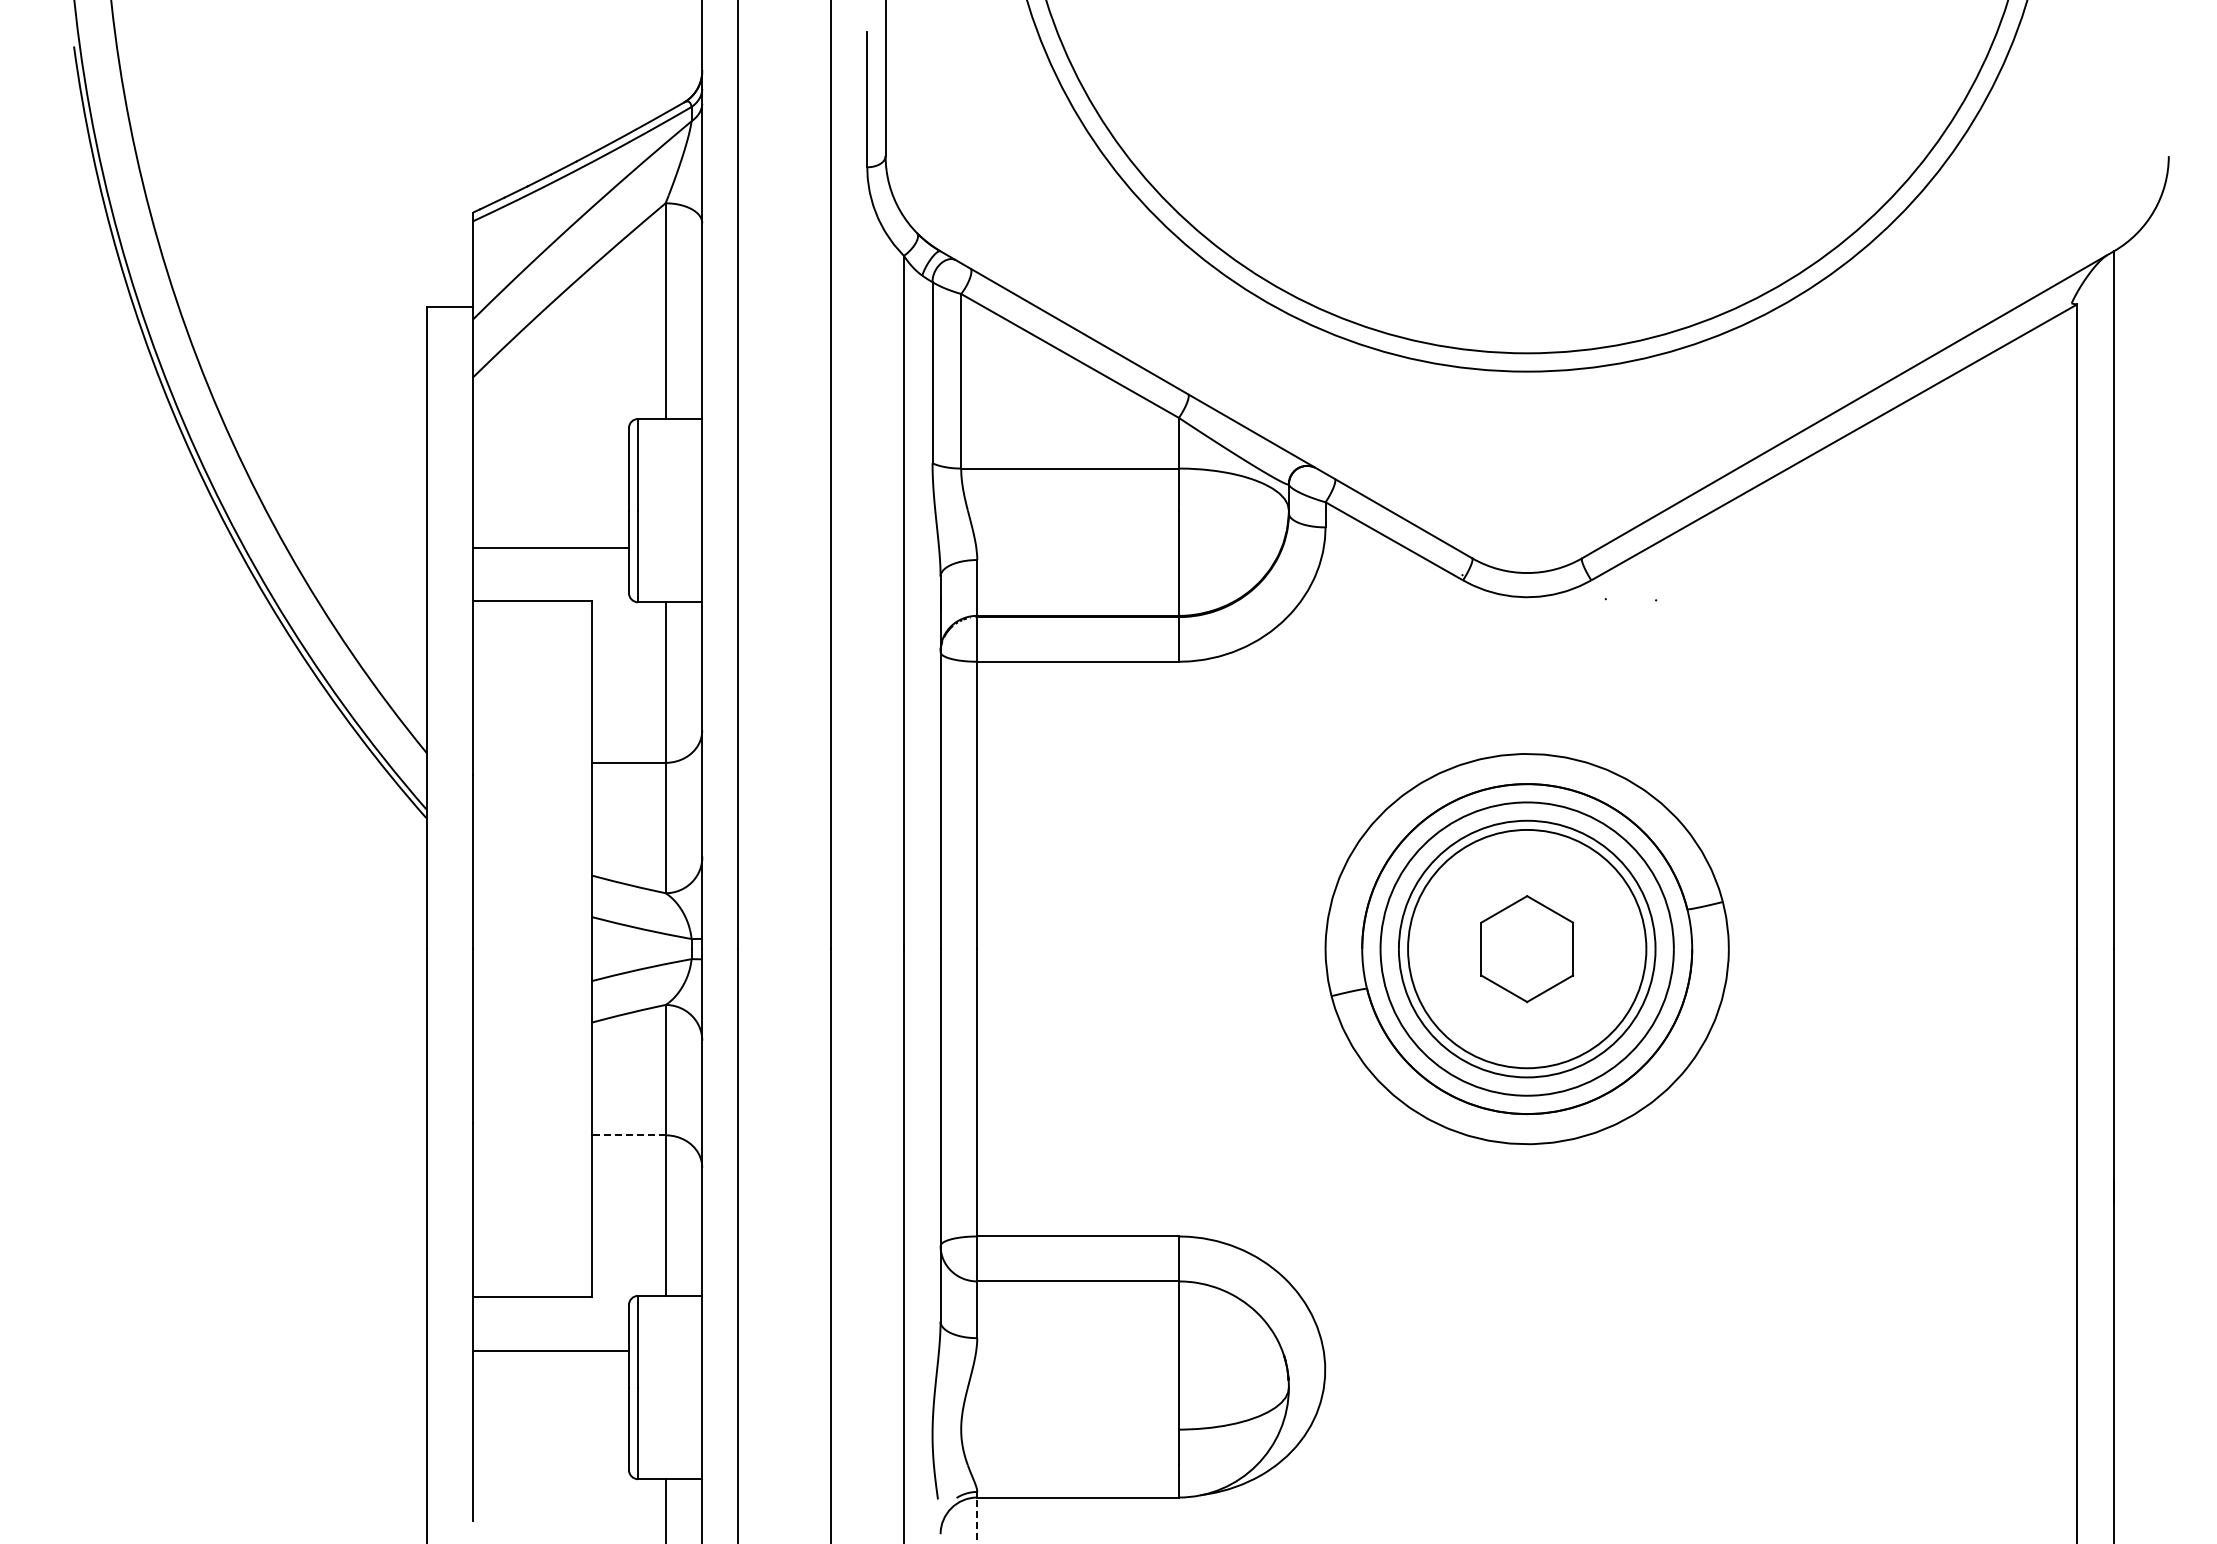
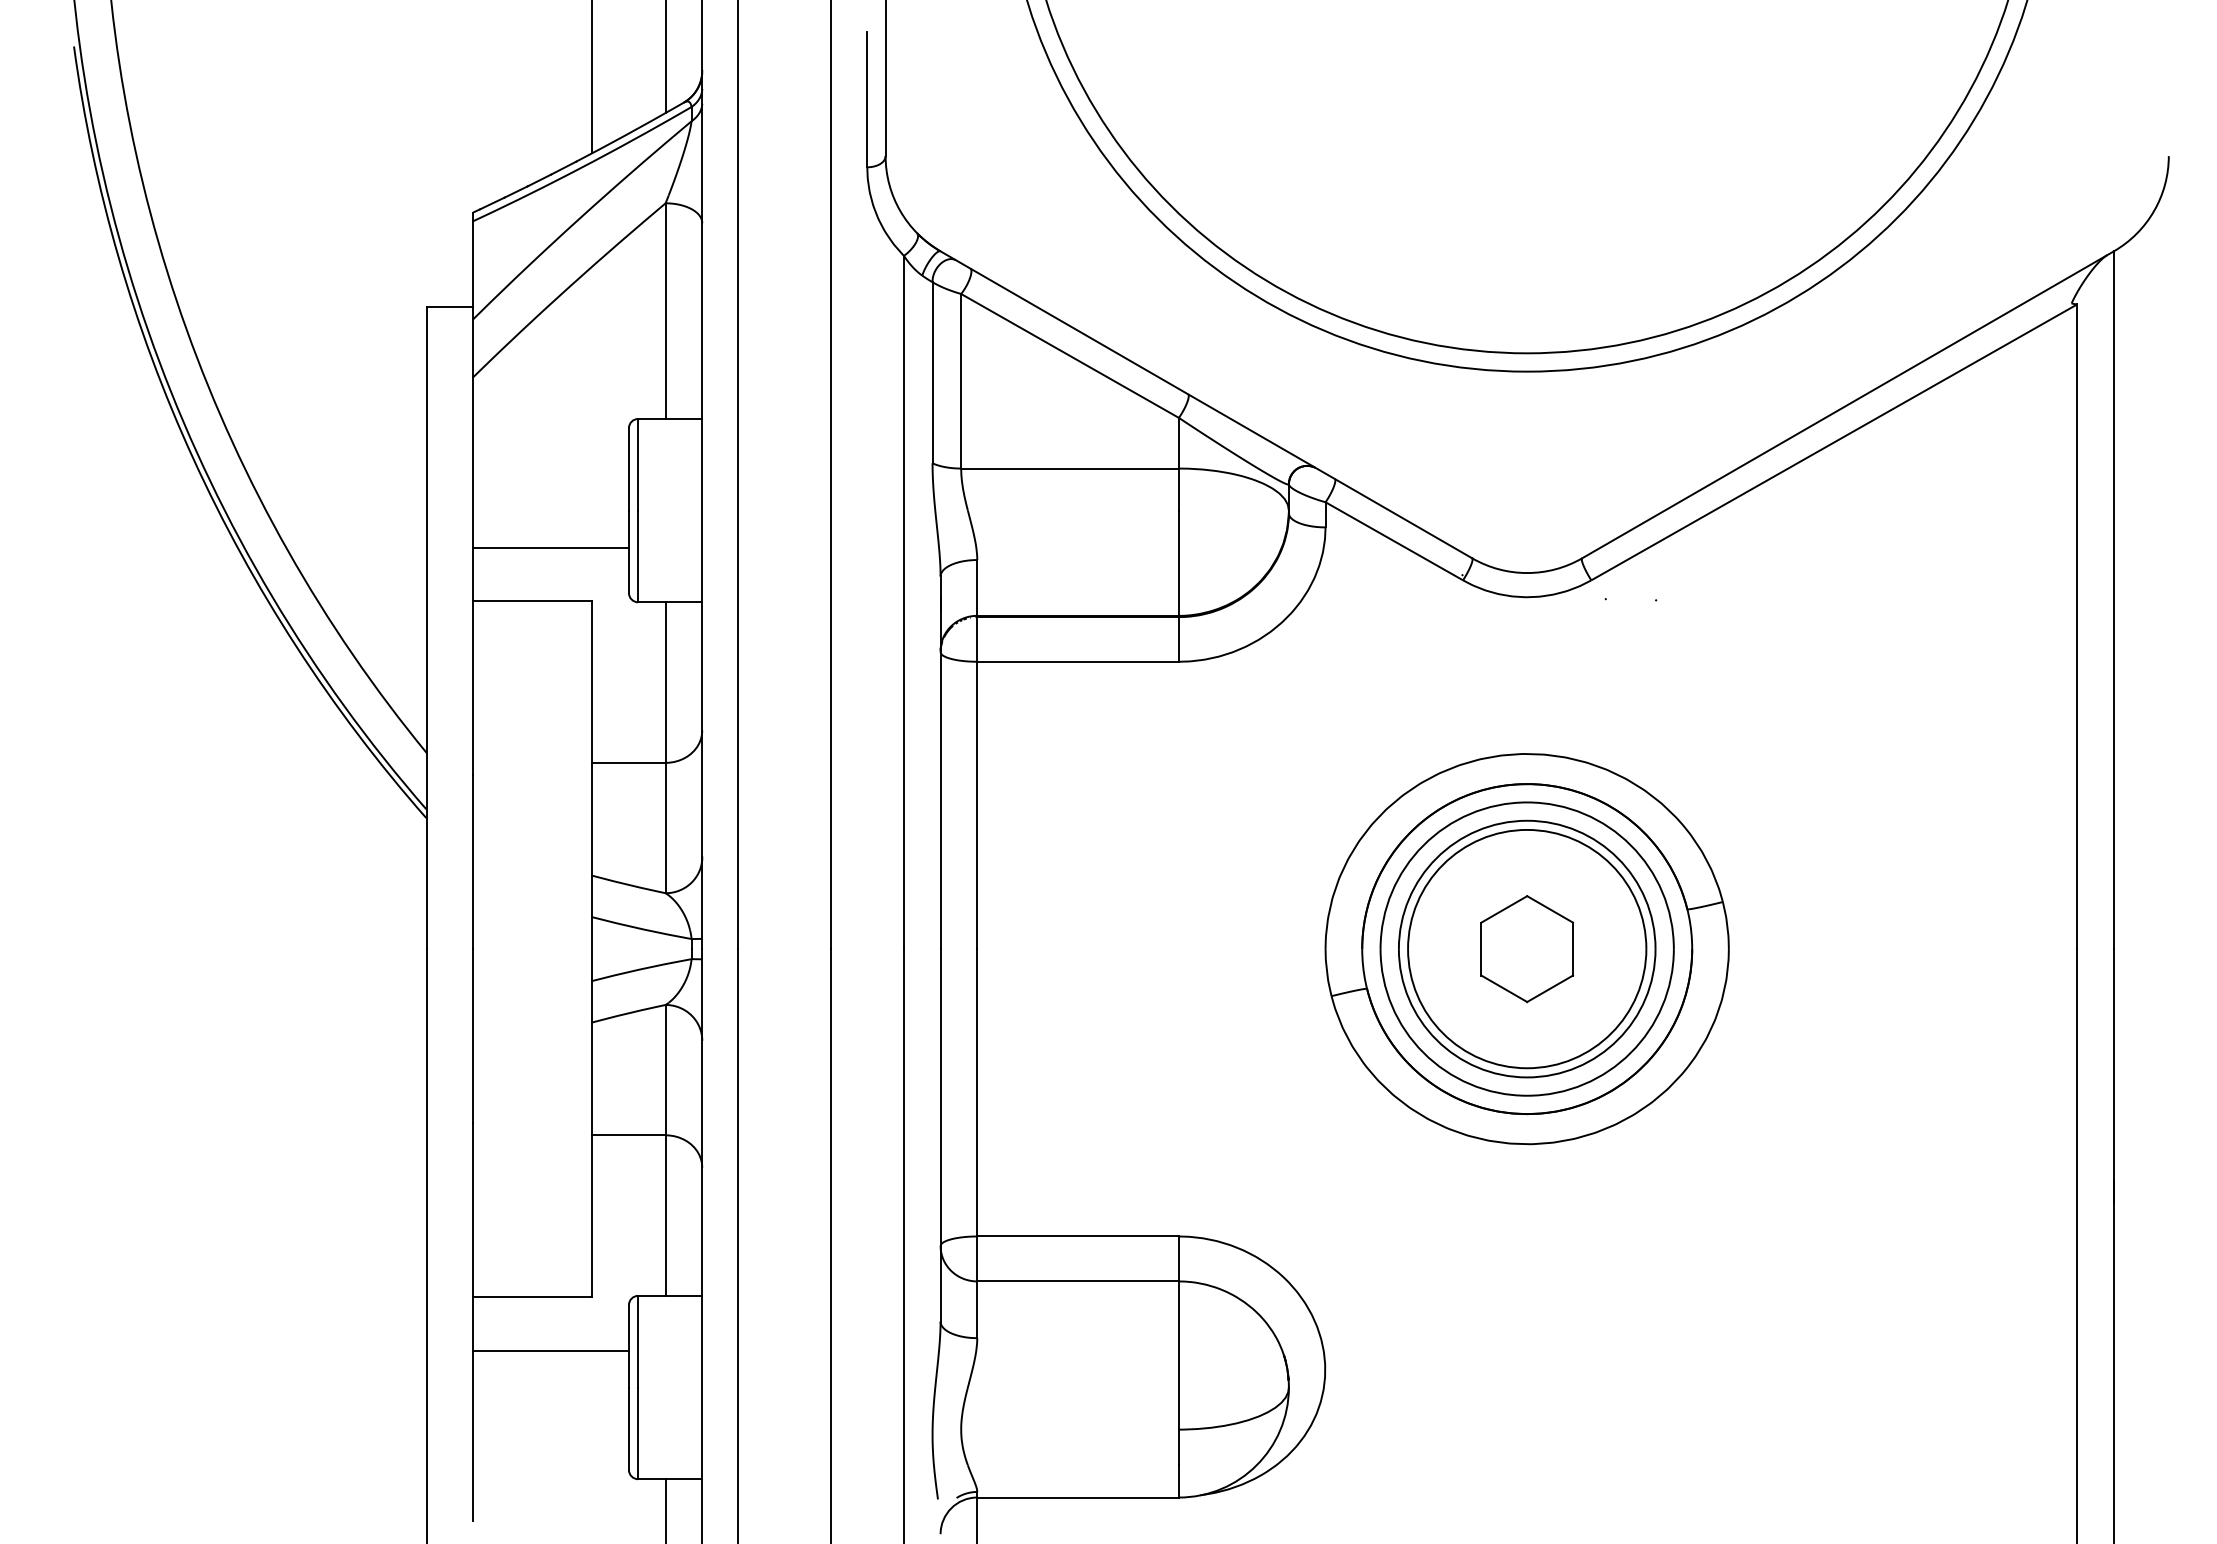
line: none -> present (665, 57)
line: none -> present (592, 77)
line: dashed -> solid (628, 1135)
line: dashed -> solid (977, 1520)
